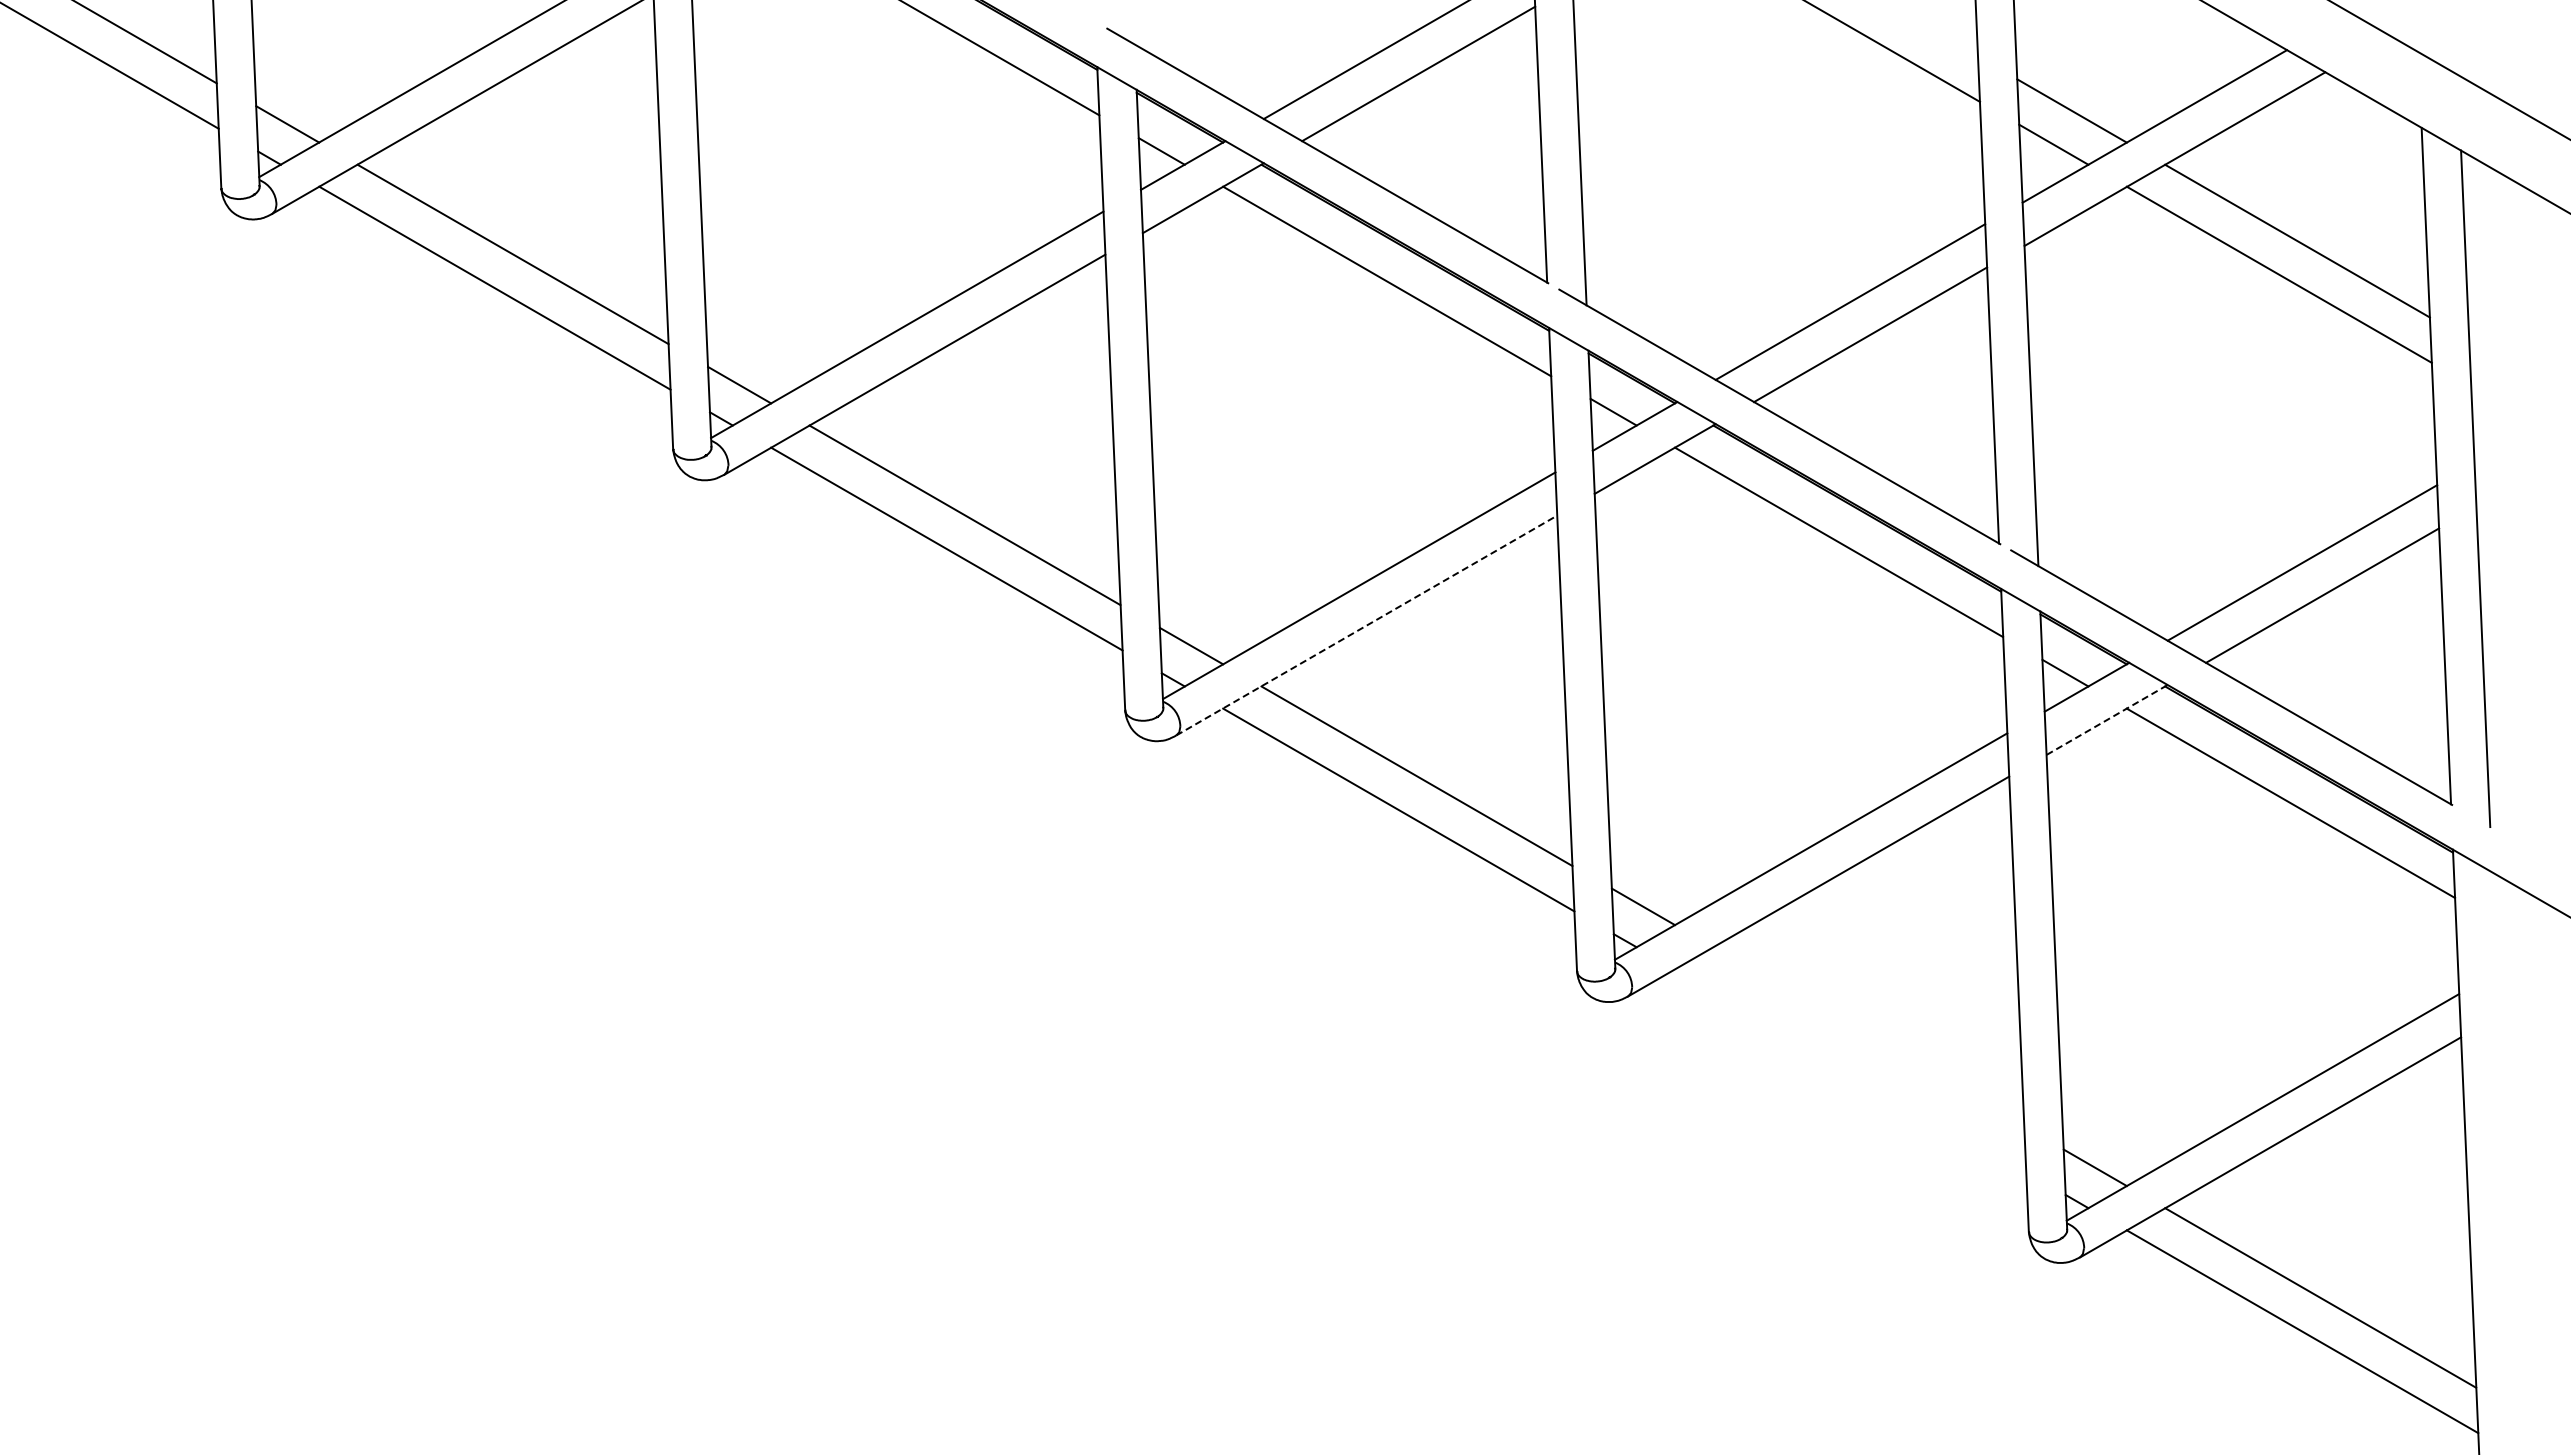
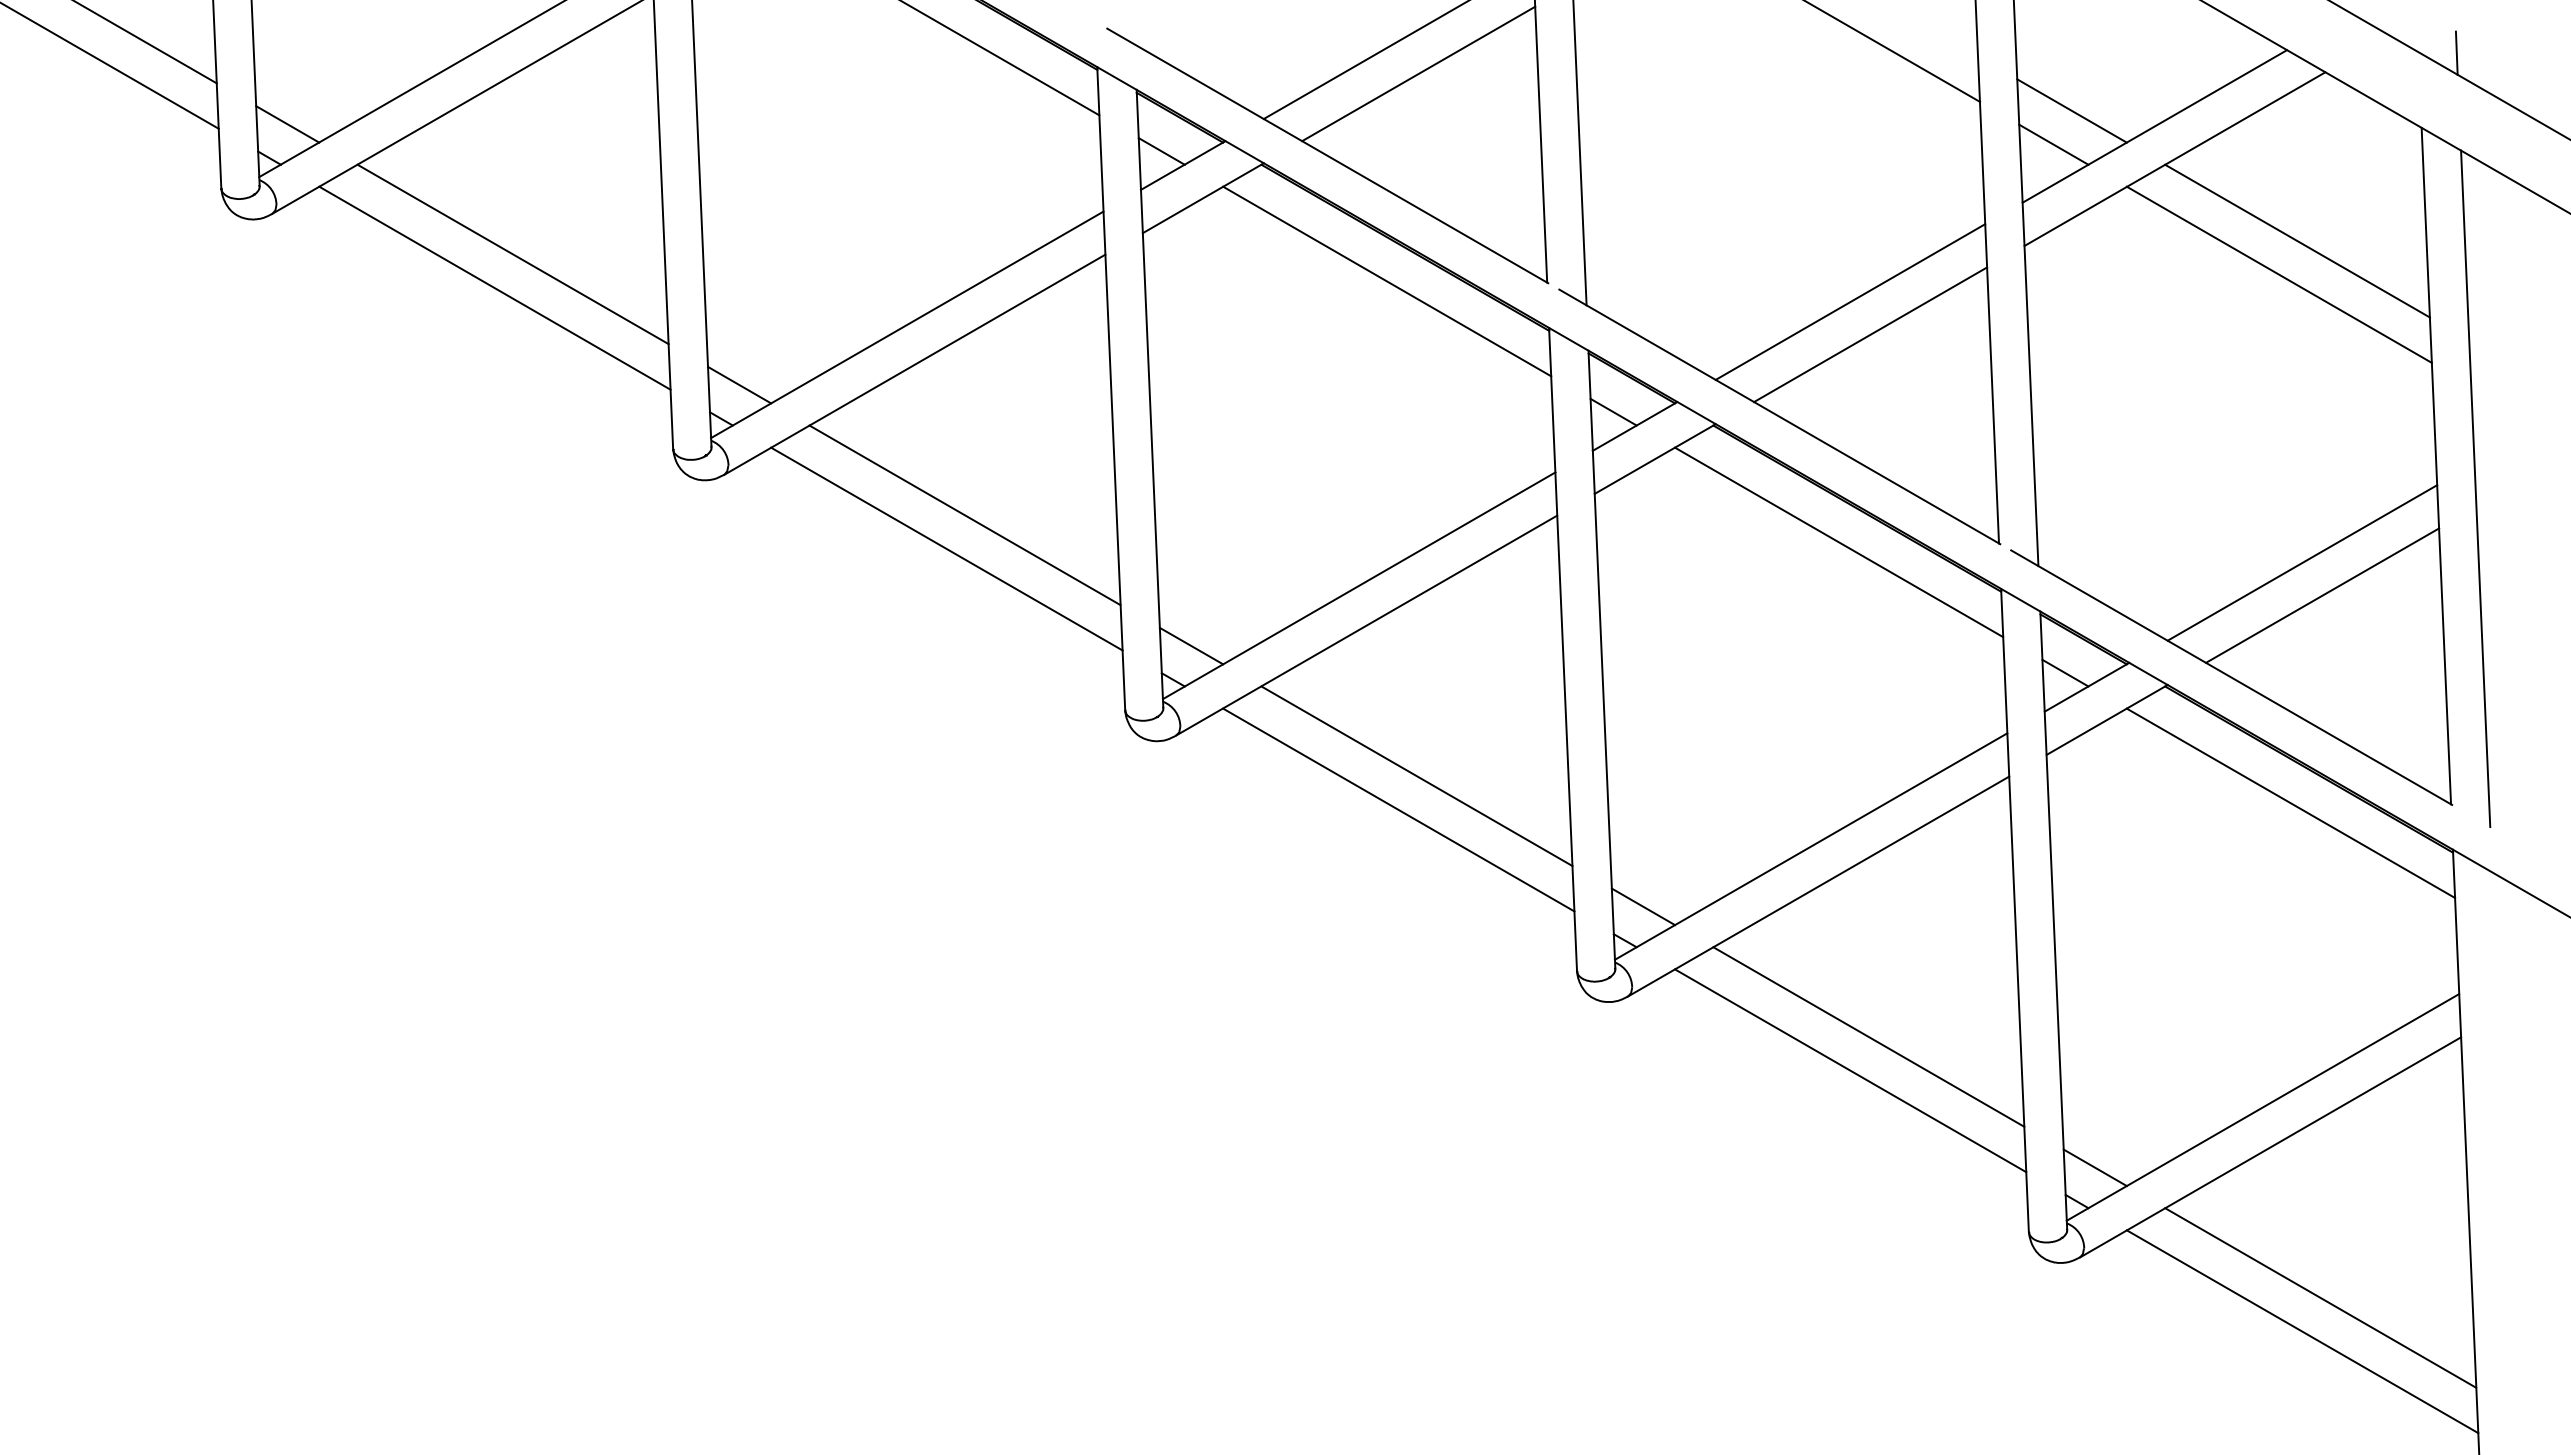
line: none -> present (2456, 52)
line: dashed -> solid (1366, 625)
line: dashed -> solid (2107, 719)
line: none -> present (1868, 1036)
line: none -> present (1850, 1070)
